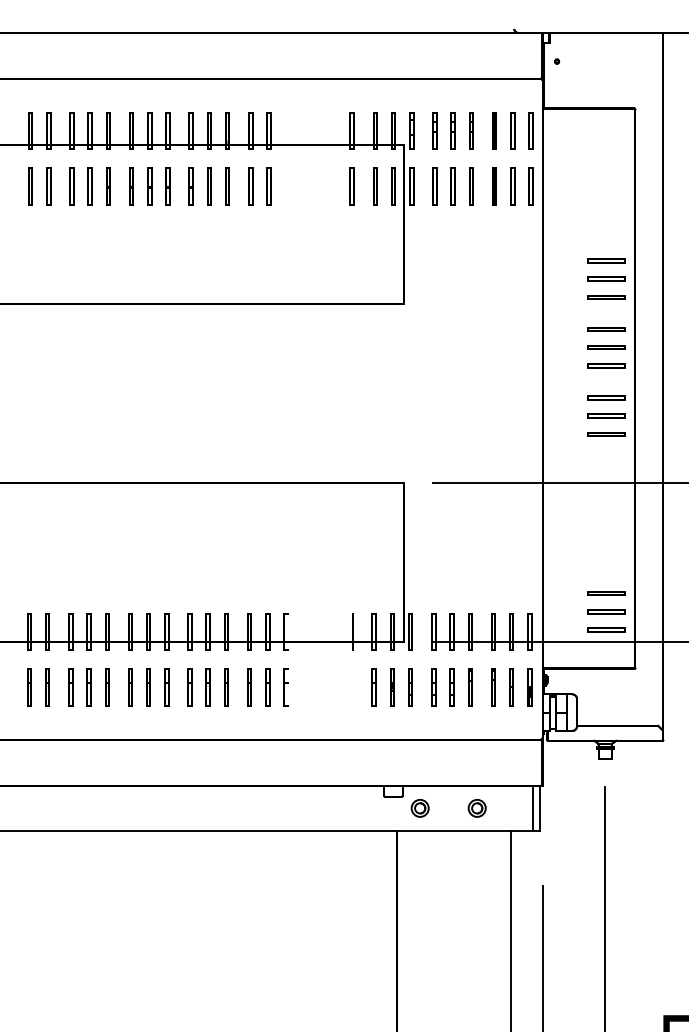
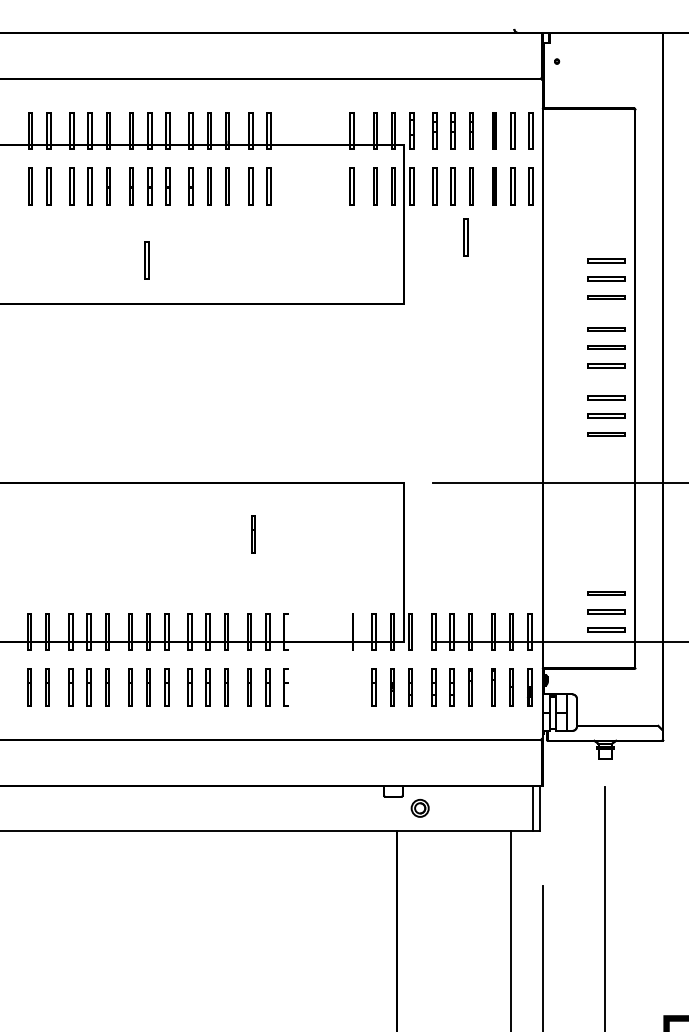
part: none -> present (465, 237)
part: none -> present (146, 260)
line: none -> present (252, 534)
part: present -> none (476, 808)
